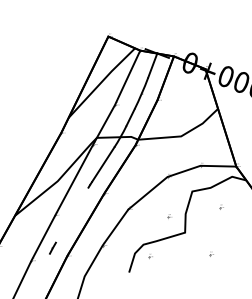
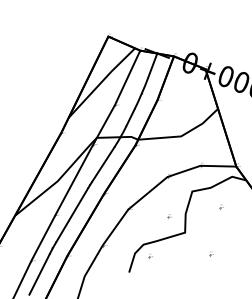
line: none -> present (72, 214)
line: none -> present (39, 274)
